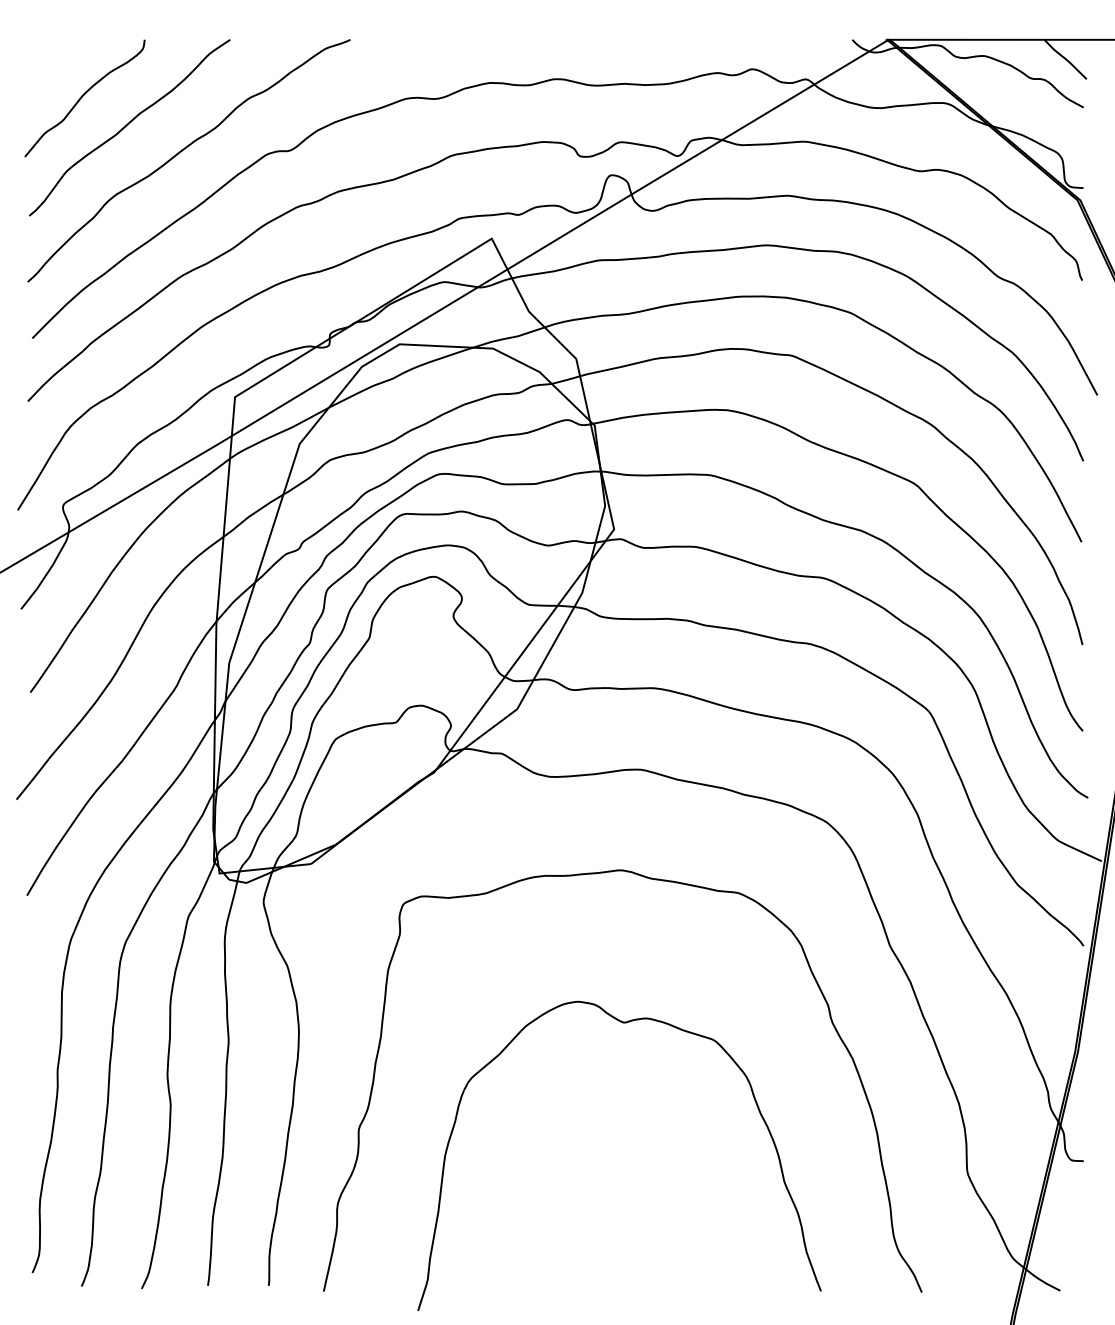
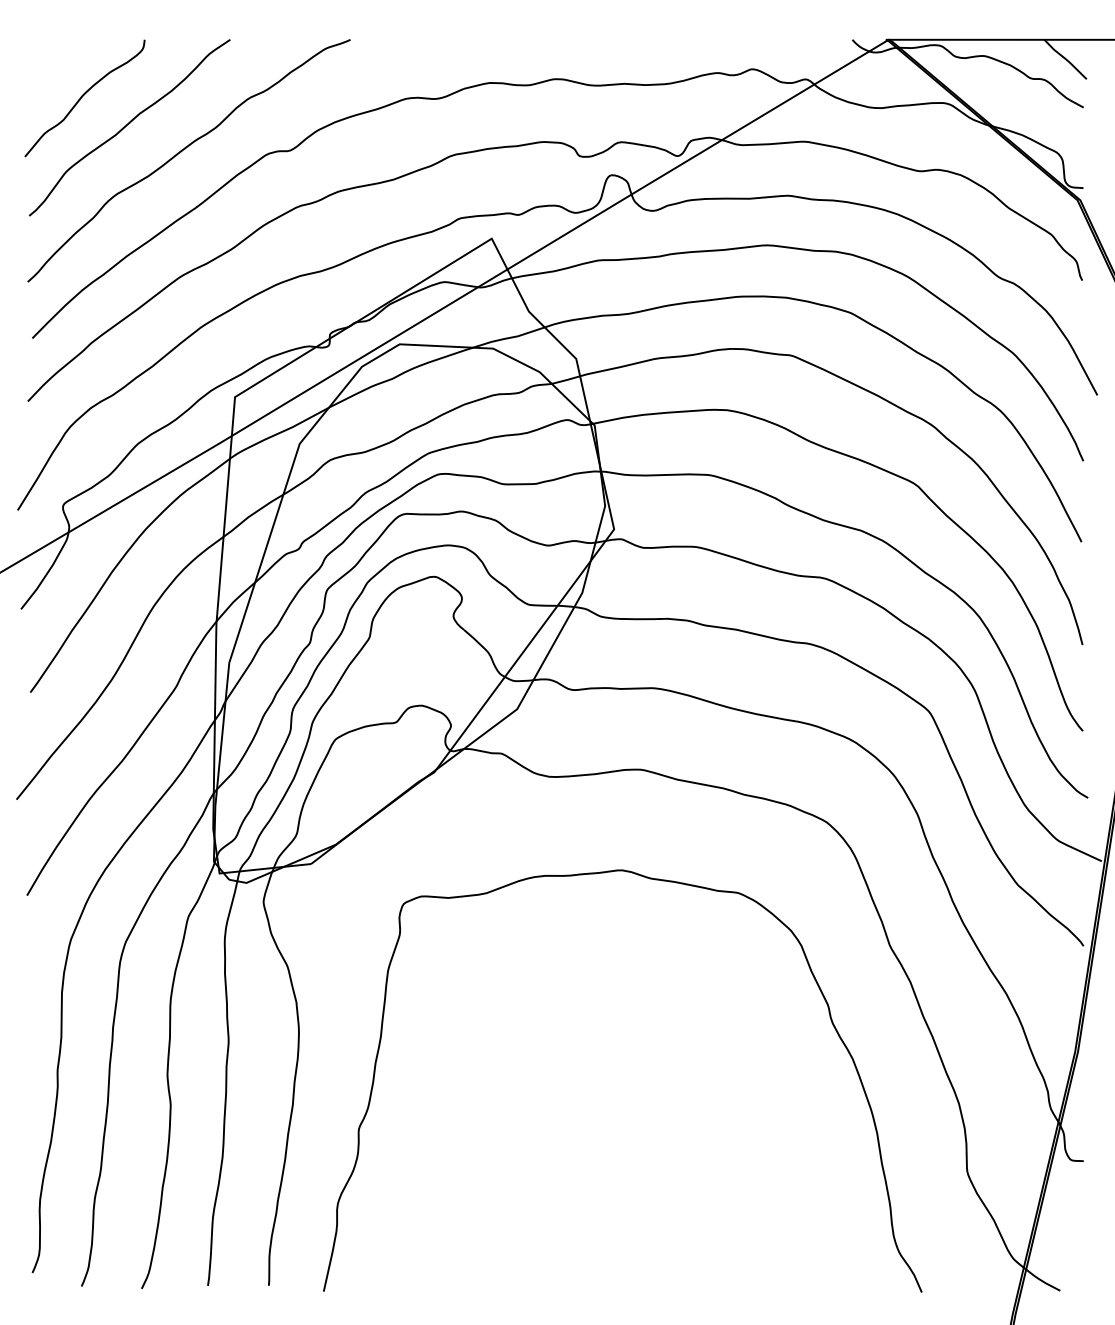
part: present -> none (622, 1023)
